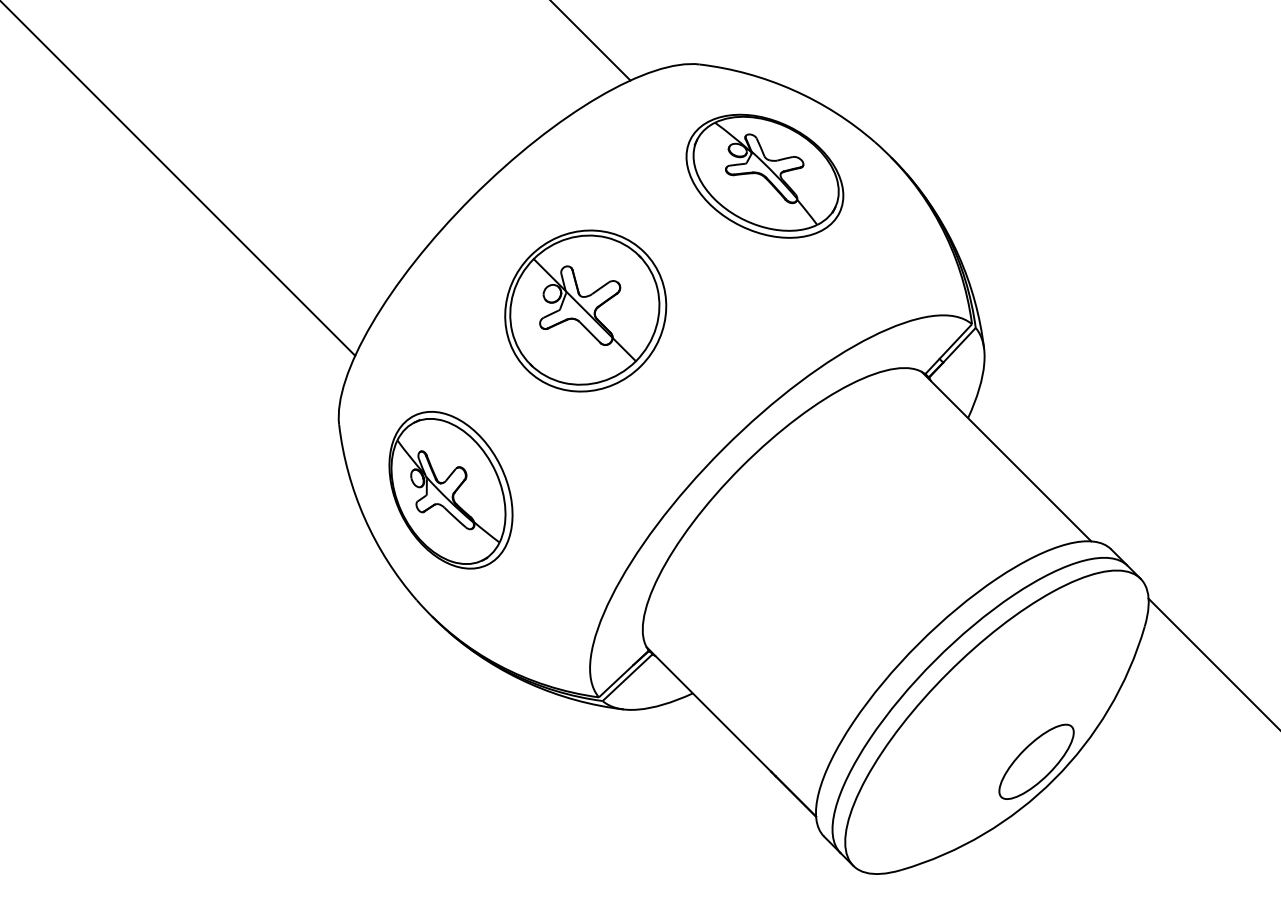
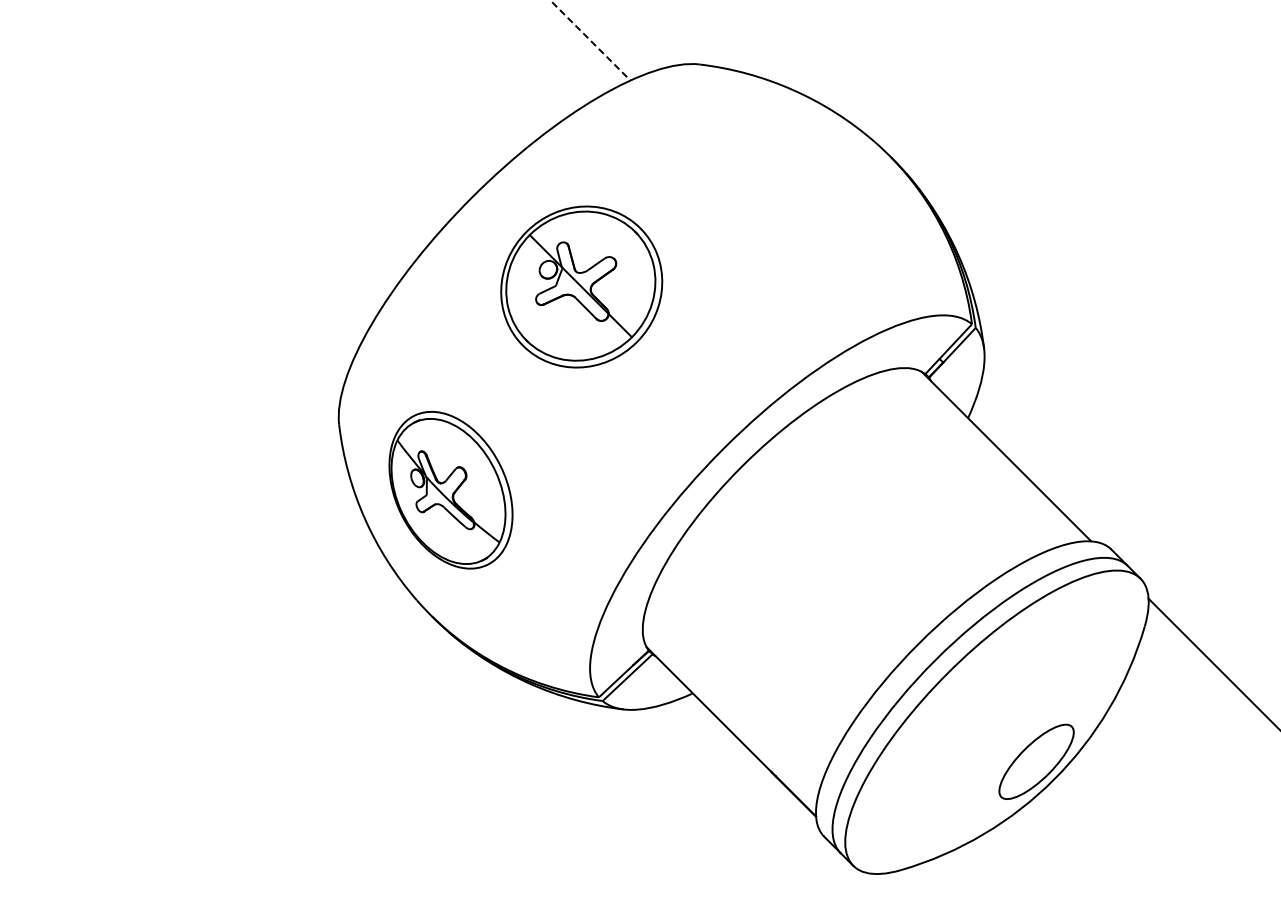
line: solid -> dashed (590, 40)
part: present -> none (764, 175)
line: present -> none (178, 178)
part position: (585, 310) -> (581, 286) (581, 286)
